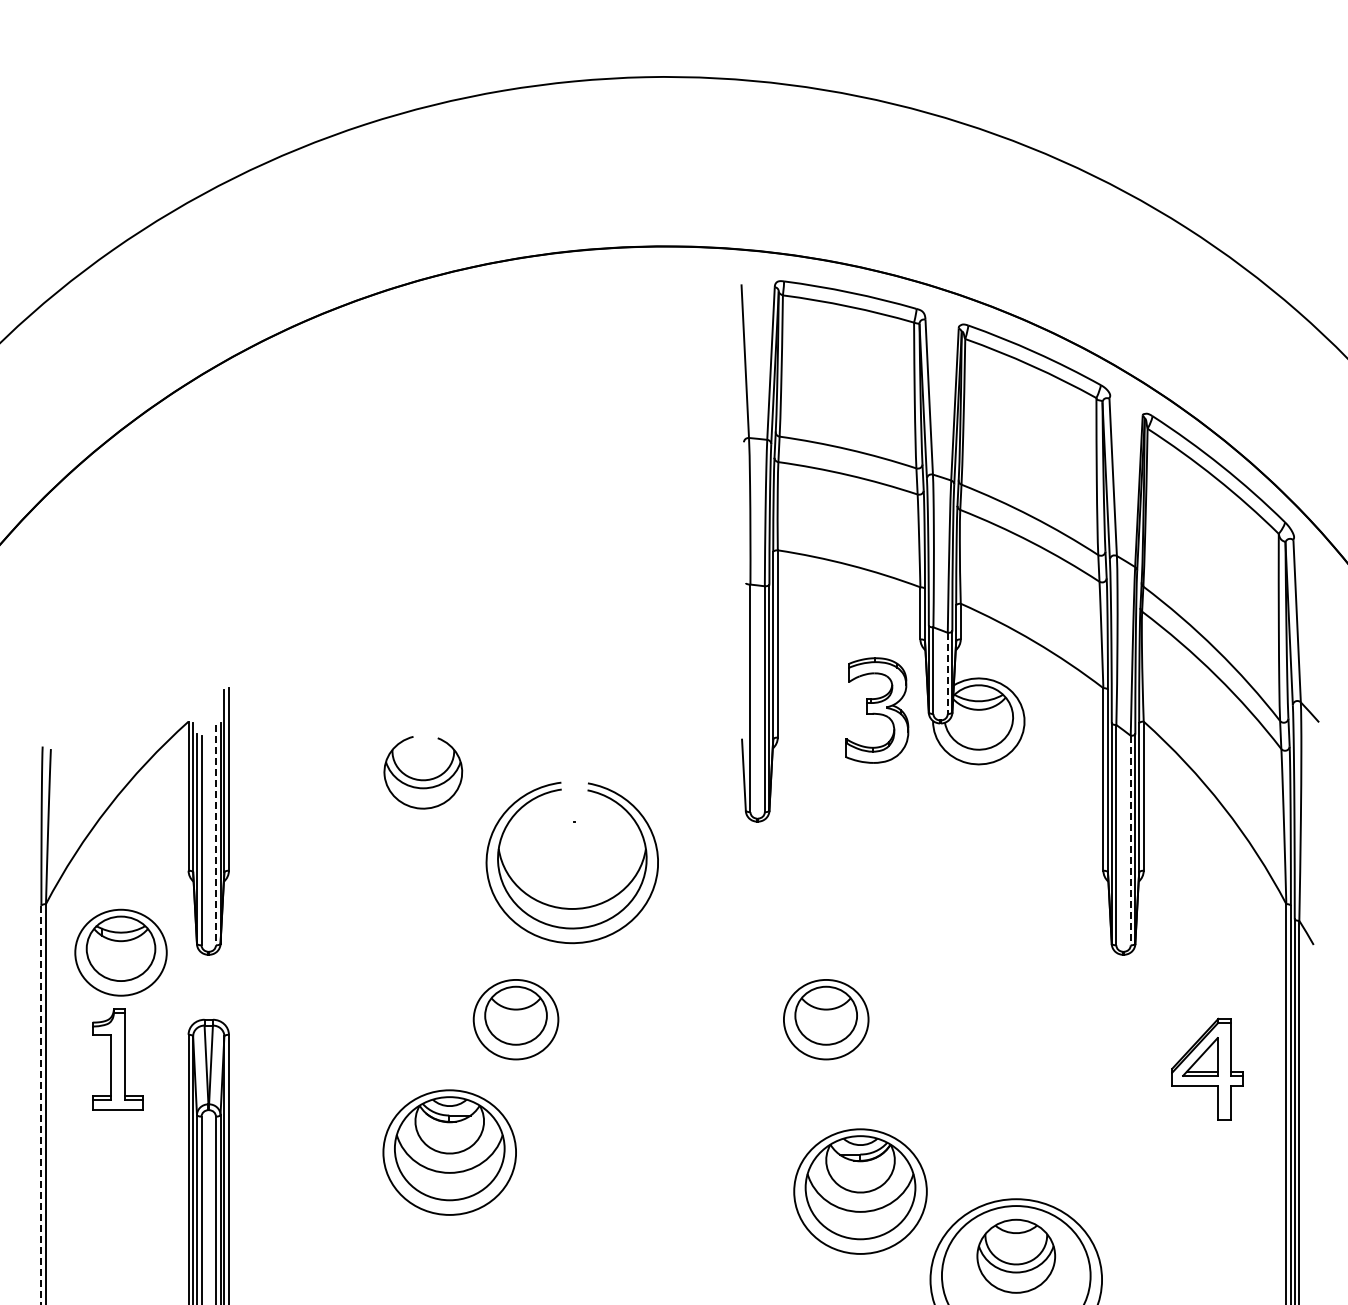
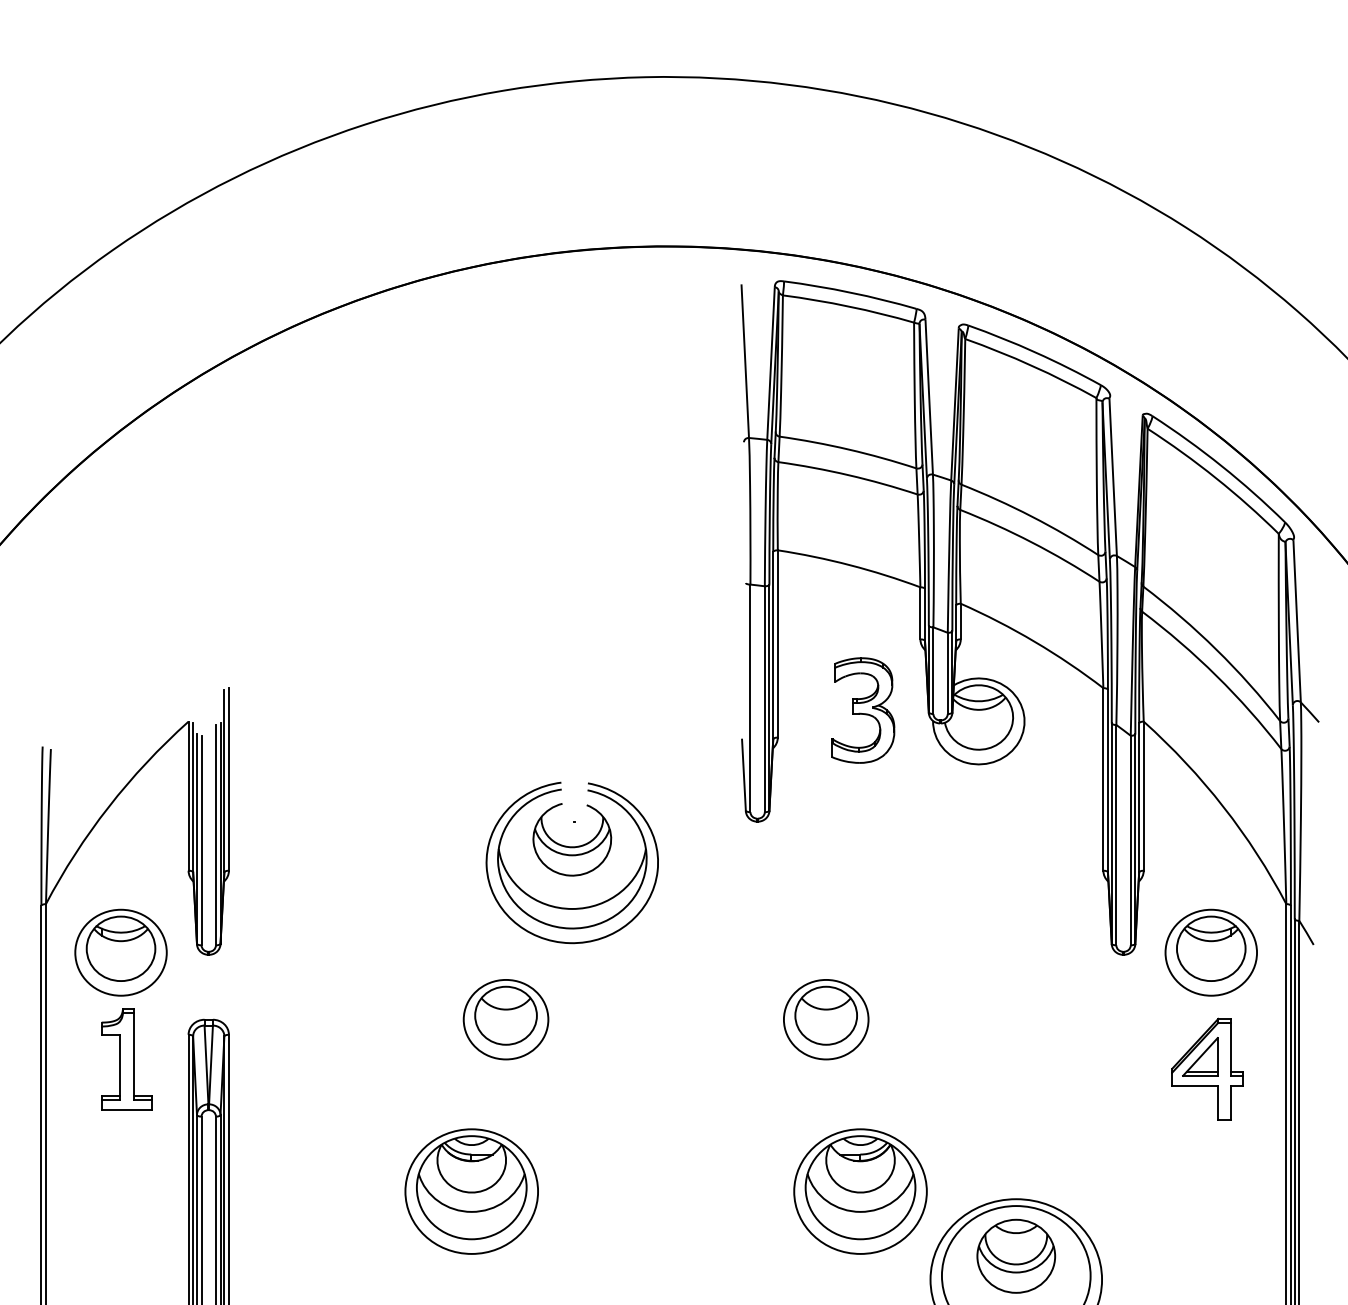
line: dashed -> solid (947, 673)
part position: (877, 710) -> (863, 710) (863, 710)
part position: (423, 779) -> (572, 846) (572, 846)
line: dashed -> solid (215, 835)
line: dashed -> solid (1130, 840)
part: none -> present (1210, 952)
part position: (515, 1019) -> (505, 1019) (505, 1019)
part position: (117, 1059) -> (126, 1059) (126, 1059)
line: dashed -> solid (41, 1105)
part position: (449, 1152) -> (471, 1191) (471, 1191)
